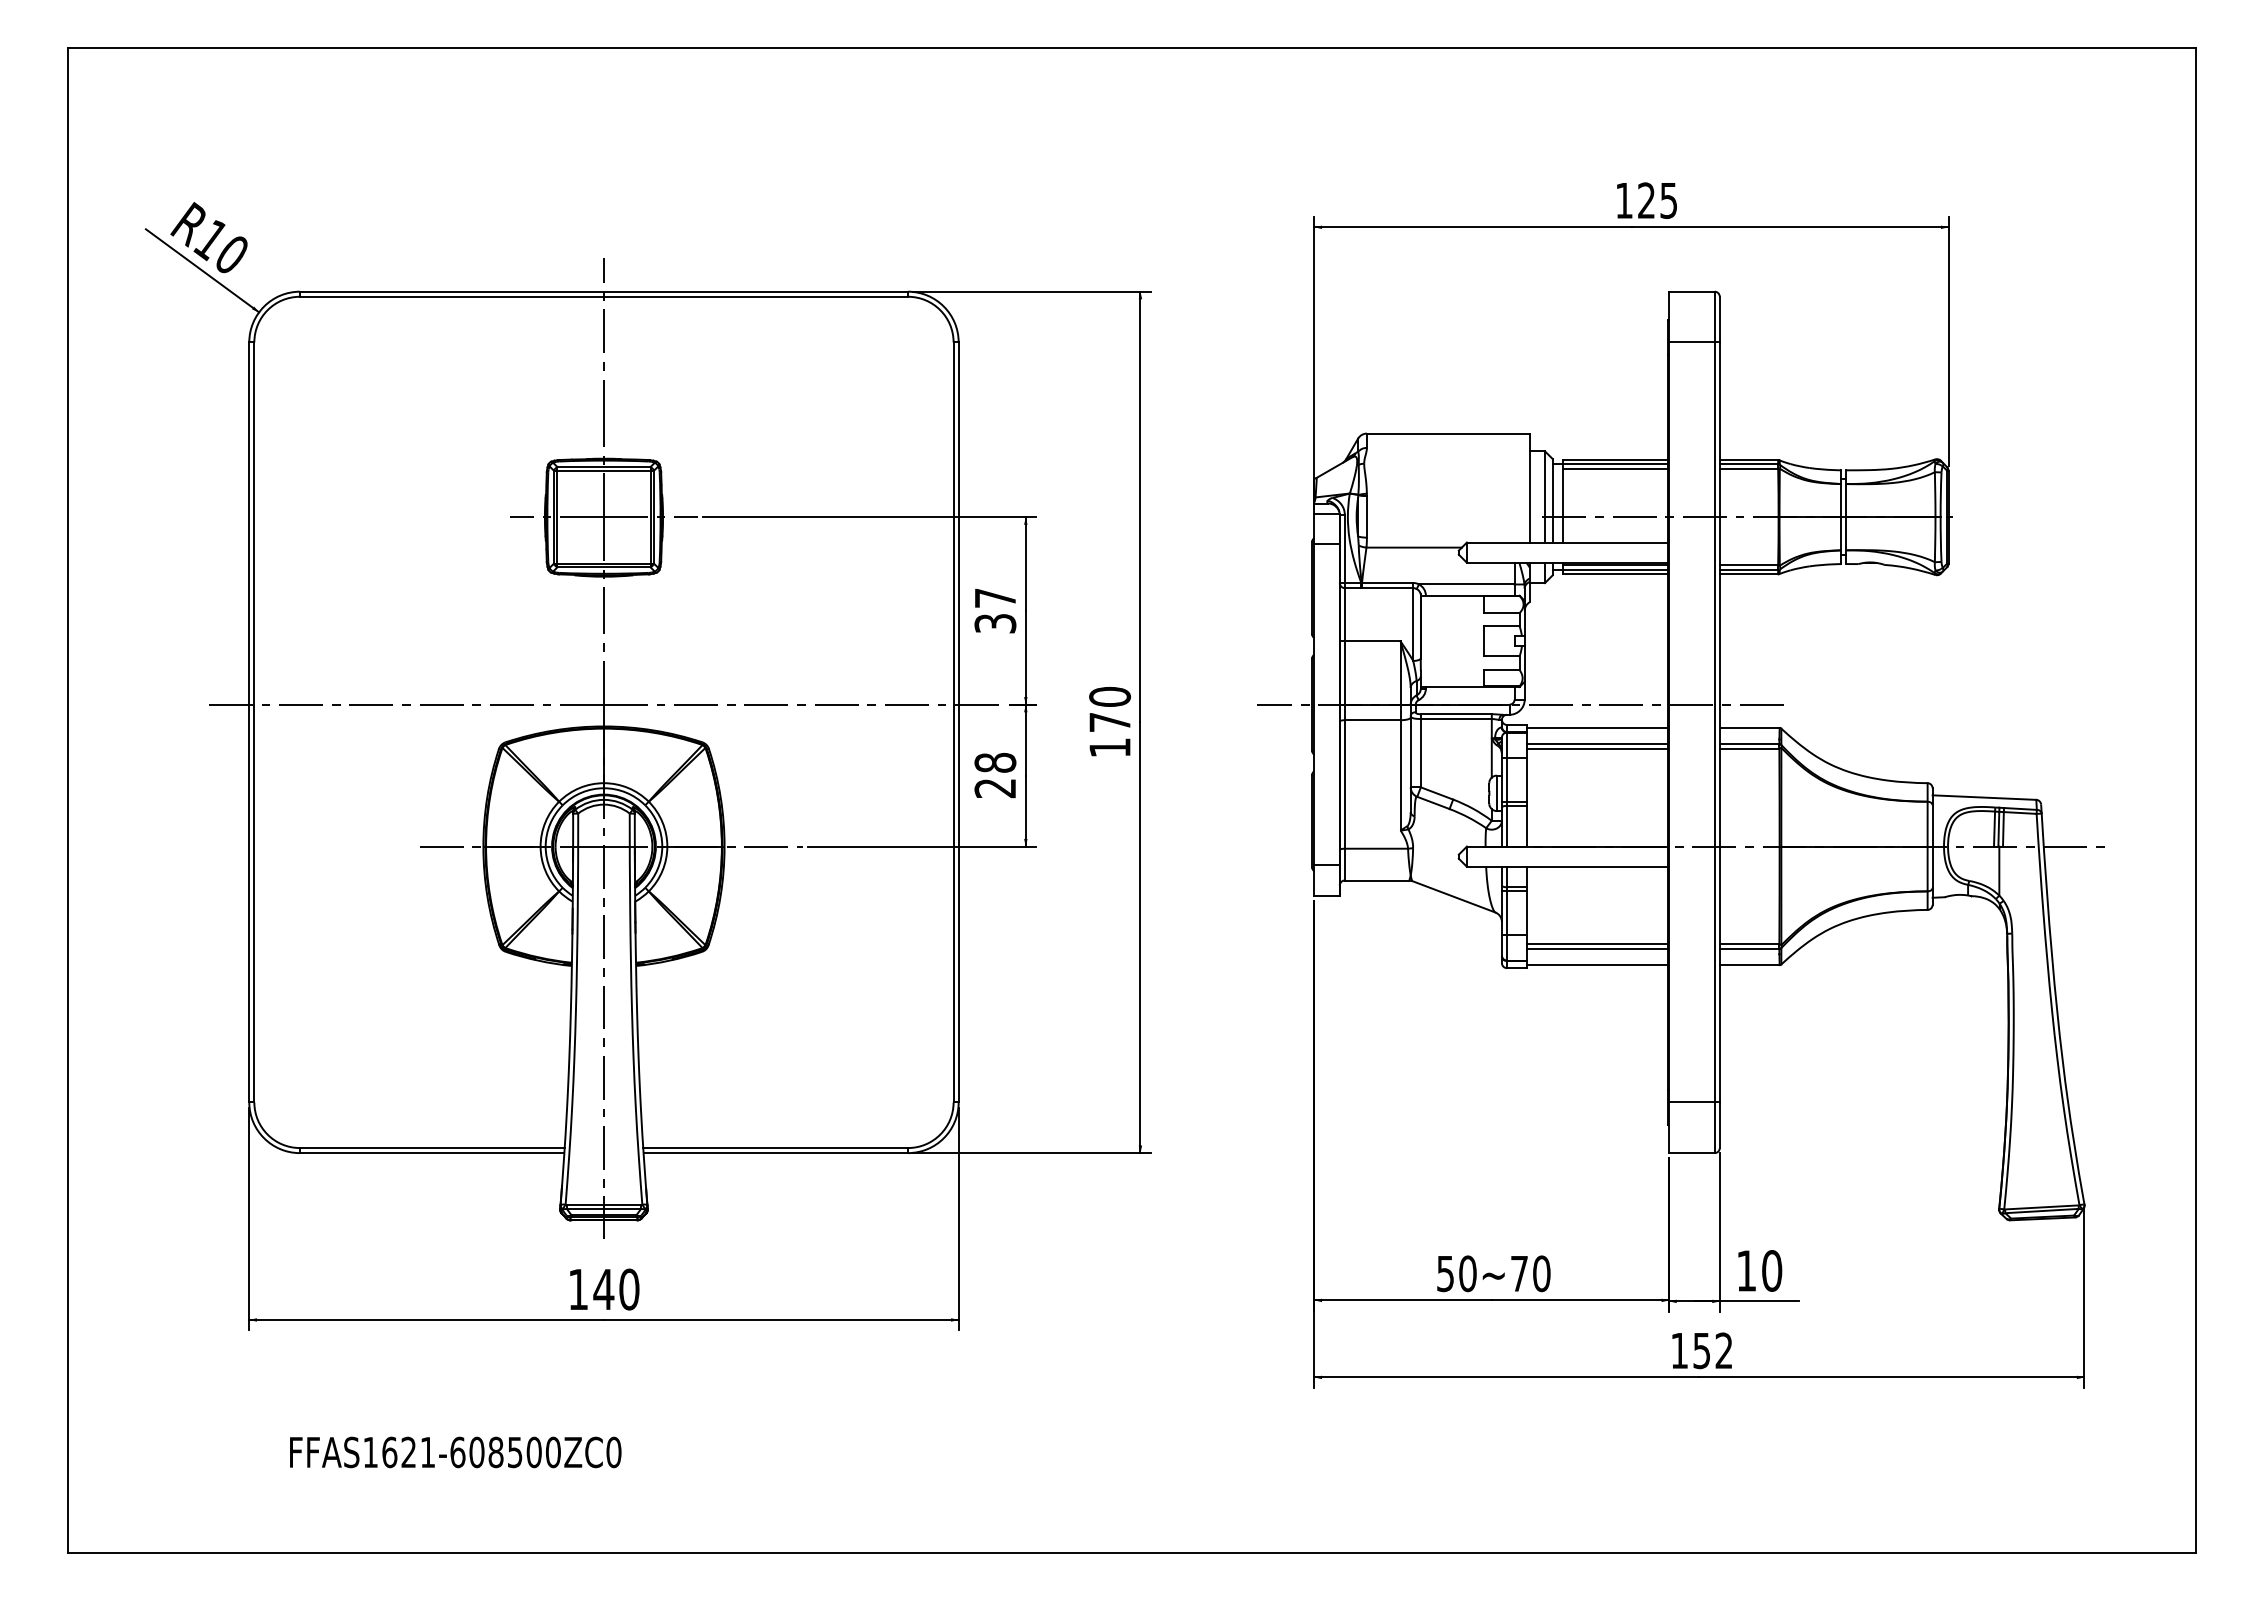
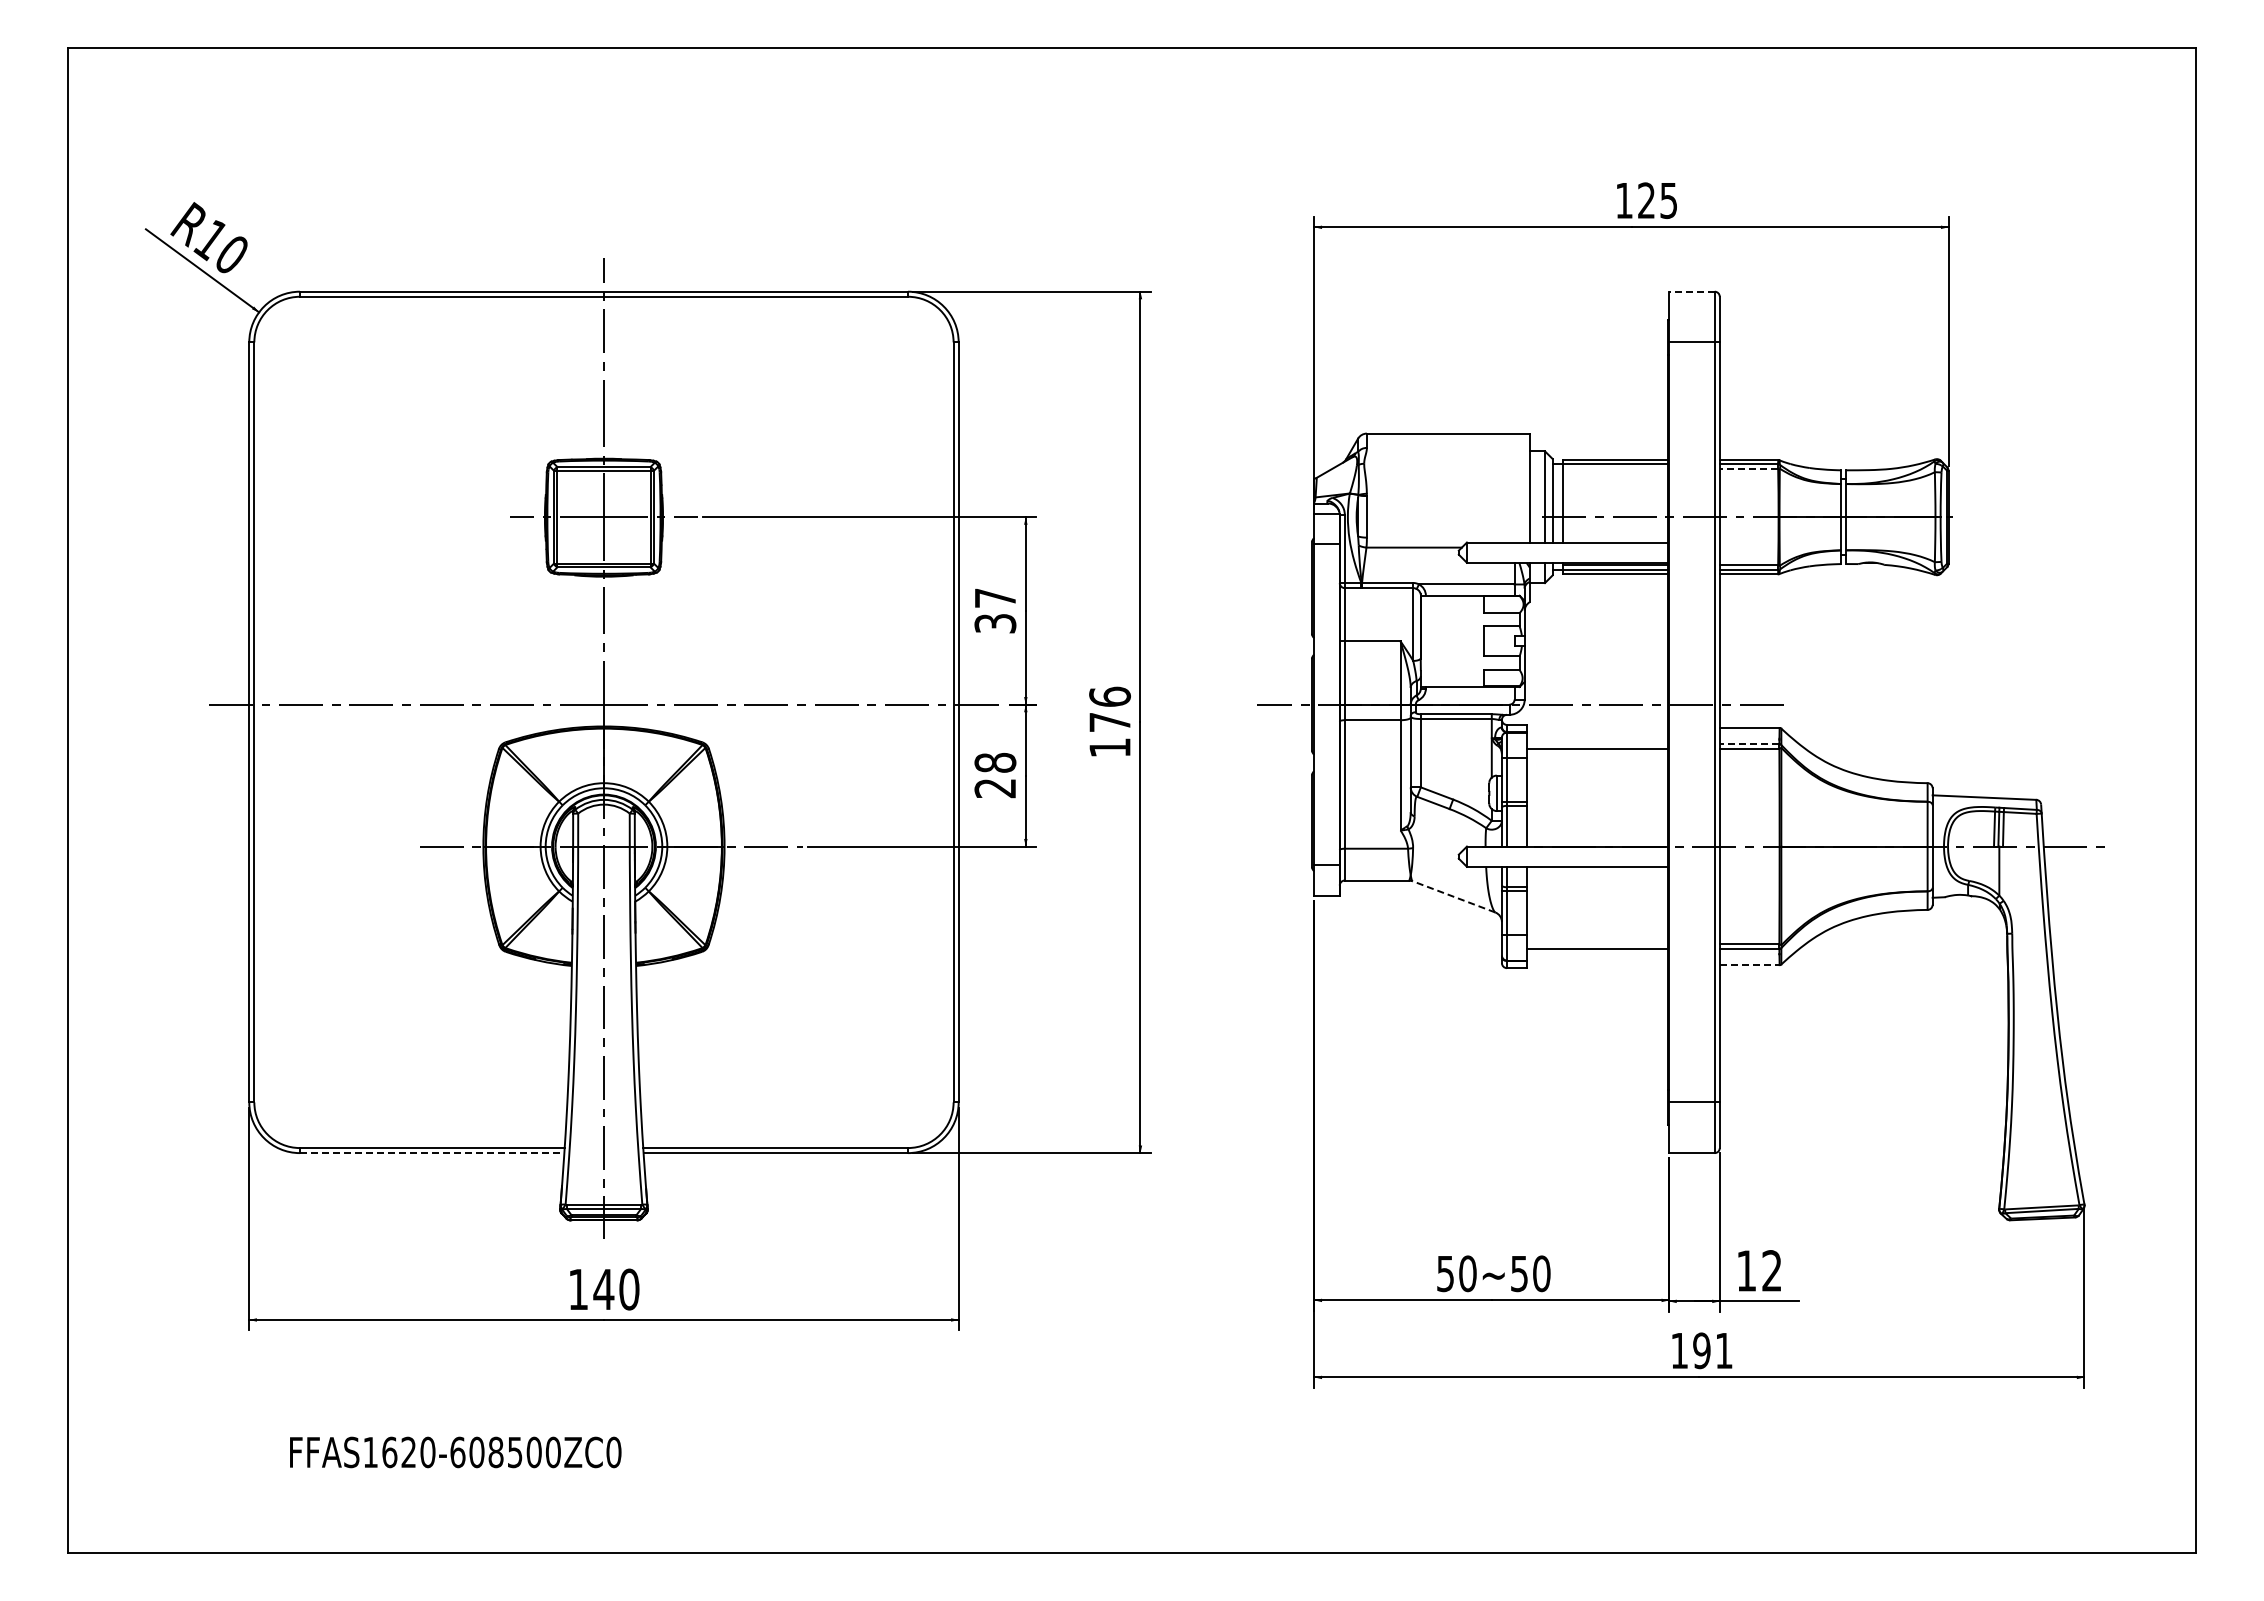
line: solid -> dashed (1691, 291)
line: present -> none (1615, 469)
line: solid -> dashed (1748, 469)
text: 170 -> 176 (1109, 696)
line: present -> none (1597, 727)
line: present -> none (1597, 743)
line: solid -> dashed (1749, 743)
line: solid -> dashed (1453, 896)
line: present -> none (1597, 944)
line: present -> none (1597, 965)
line: solid -> dashed (1749, 965)
line: solid -> dashed (432, 1153)
text: 10 -> 12 (1772, 1270)
text: 50~70 -> 50~50 (1519, 1274)
text: 152 -> 191 (1712, 1350)
text: FFAS1621-608500ZC0 -> FFAS1620-608500ZC0 (427, 1452)
